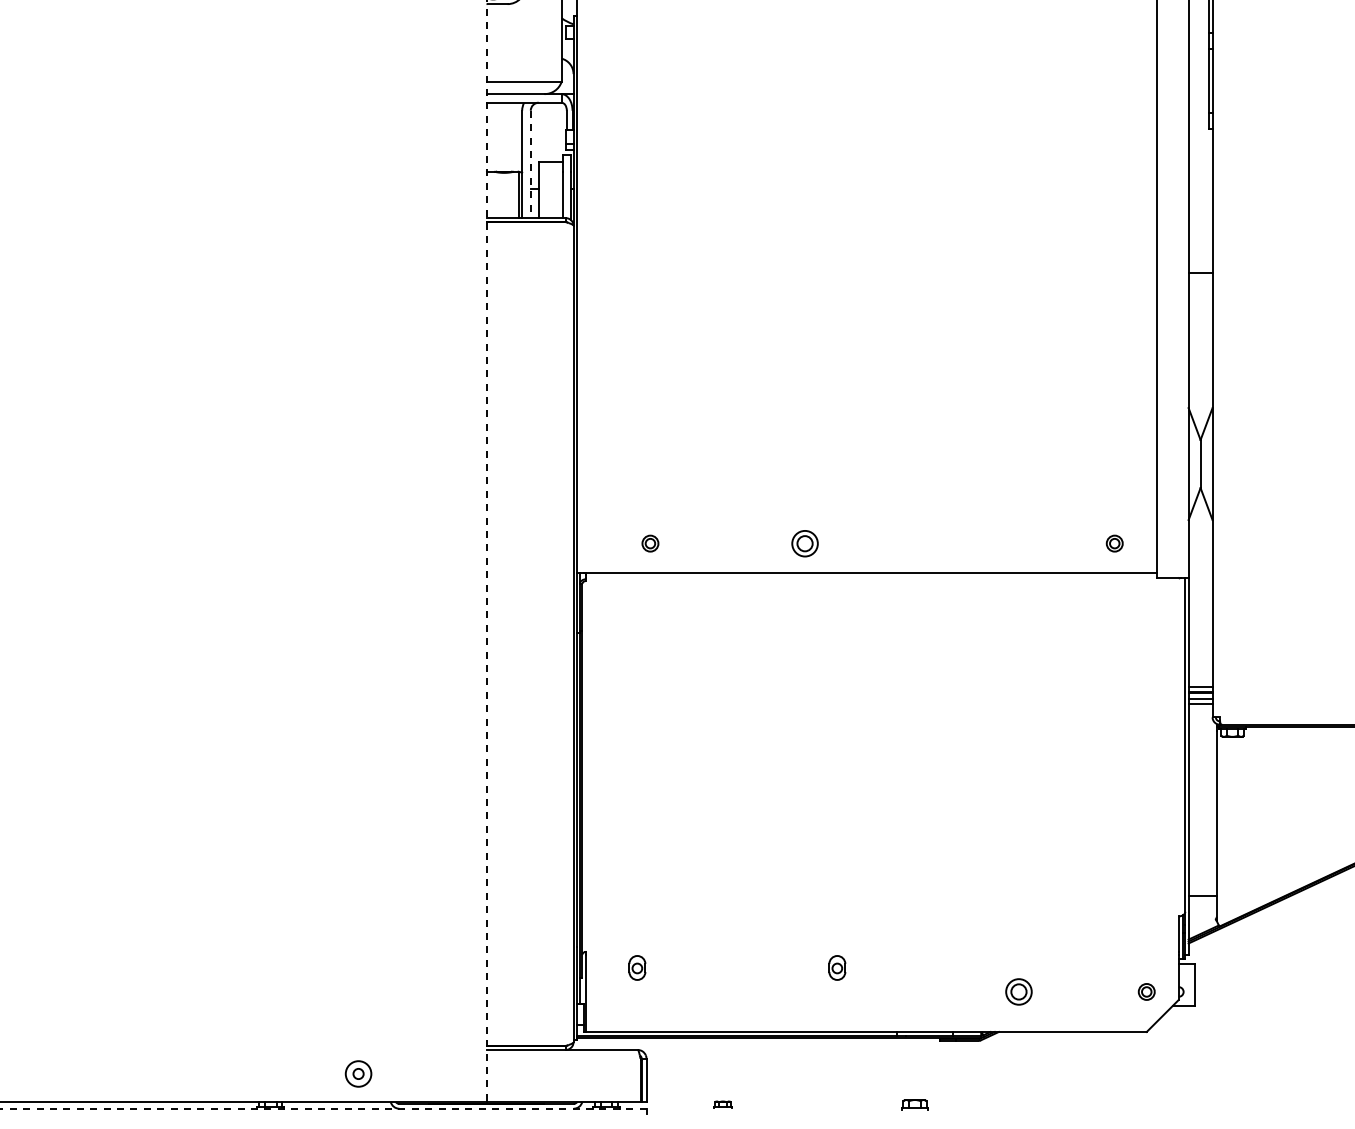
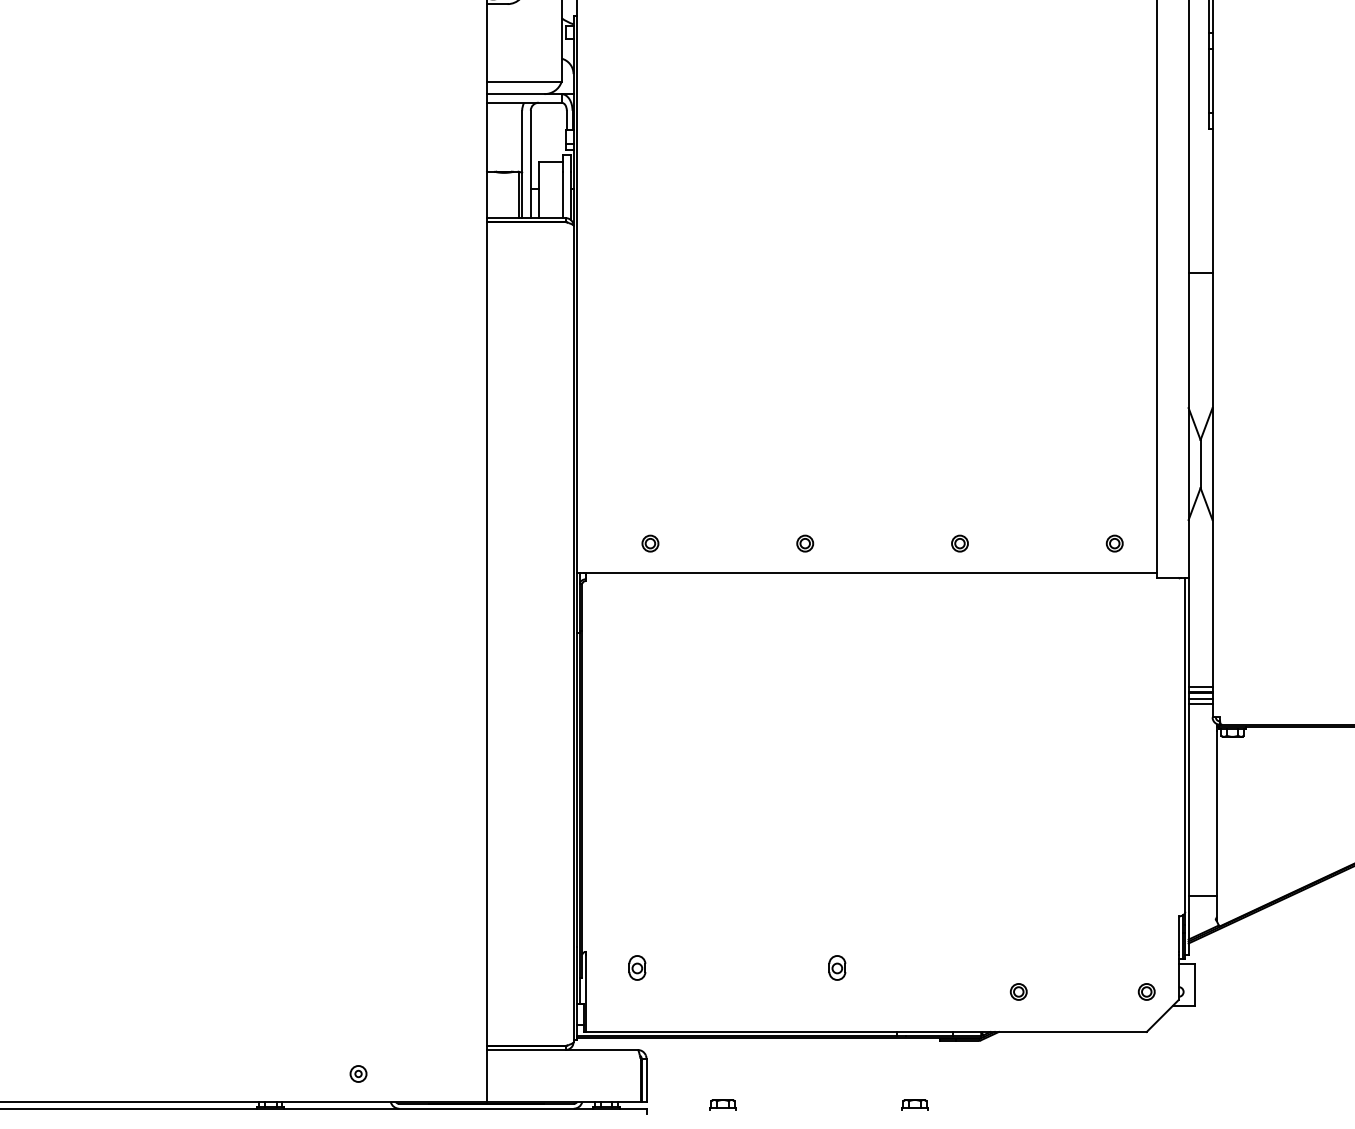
line: dashed -> solid (530, 164)
part size: 28x28 px -> 19x19 px (805, 543)
part: none -> present (959, 543)
line: dashed -> solid (486, 551)
part size: 28x28 px -> 19x18 px (1018, 991)
part size: 29x28 px -> 19x18 px (358, 1073)
part size: 20x9 px -> 28x12 px (722, 1104)
line: dashed -> solid (323, 1108)
